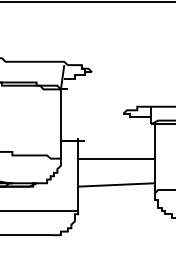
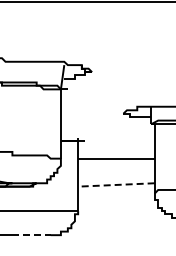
line: solid -> dashed (115, 184)
line: solid -> dashed (32, 235)
